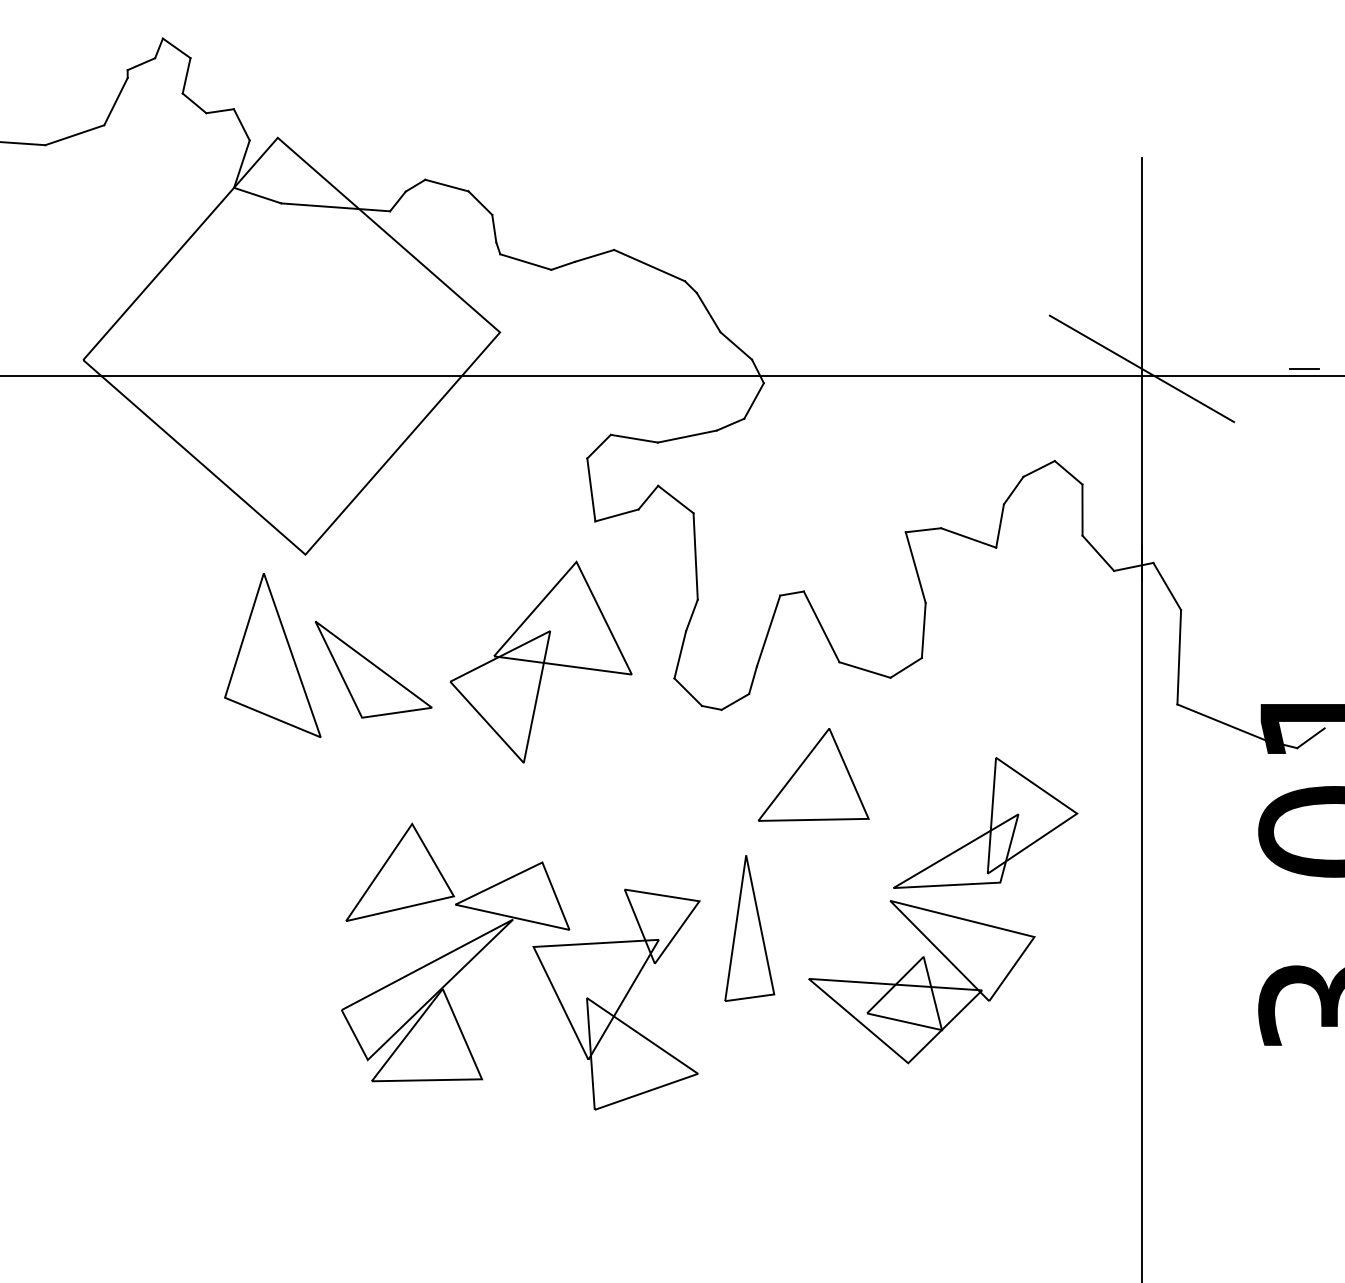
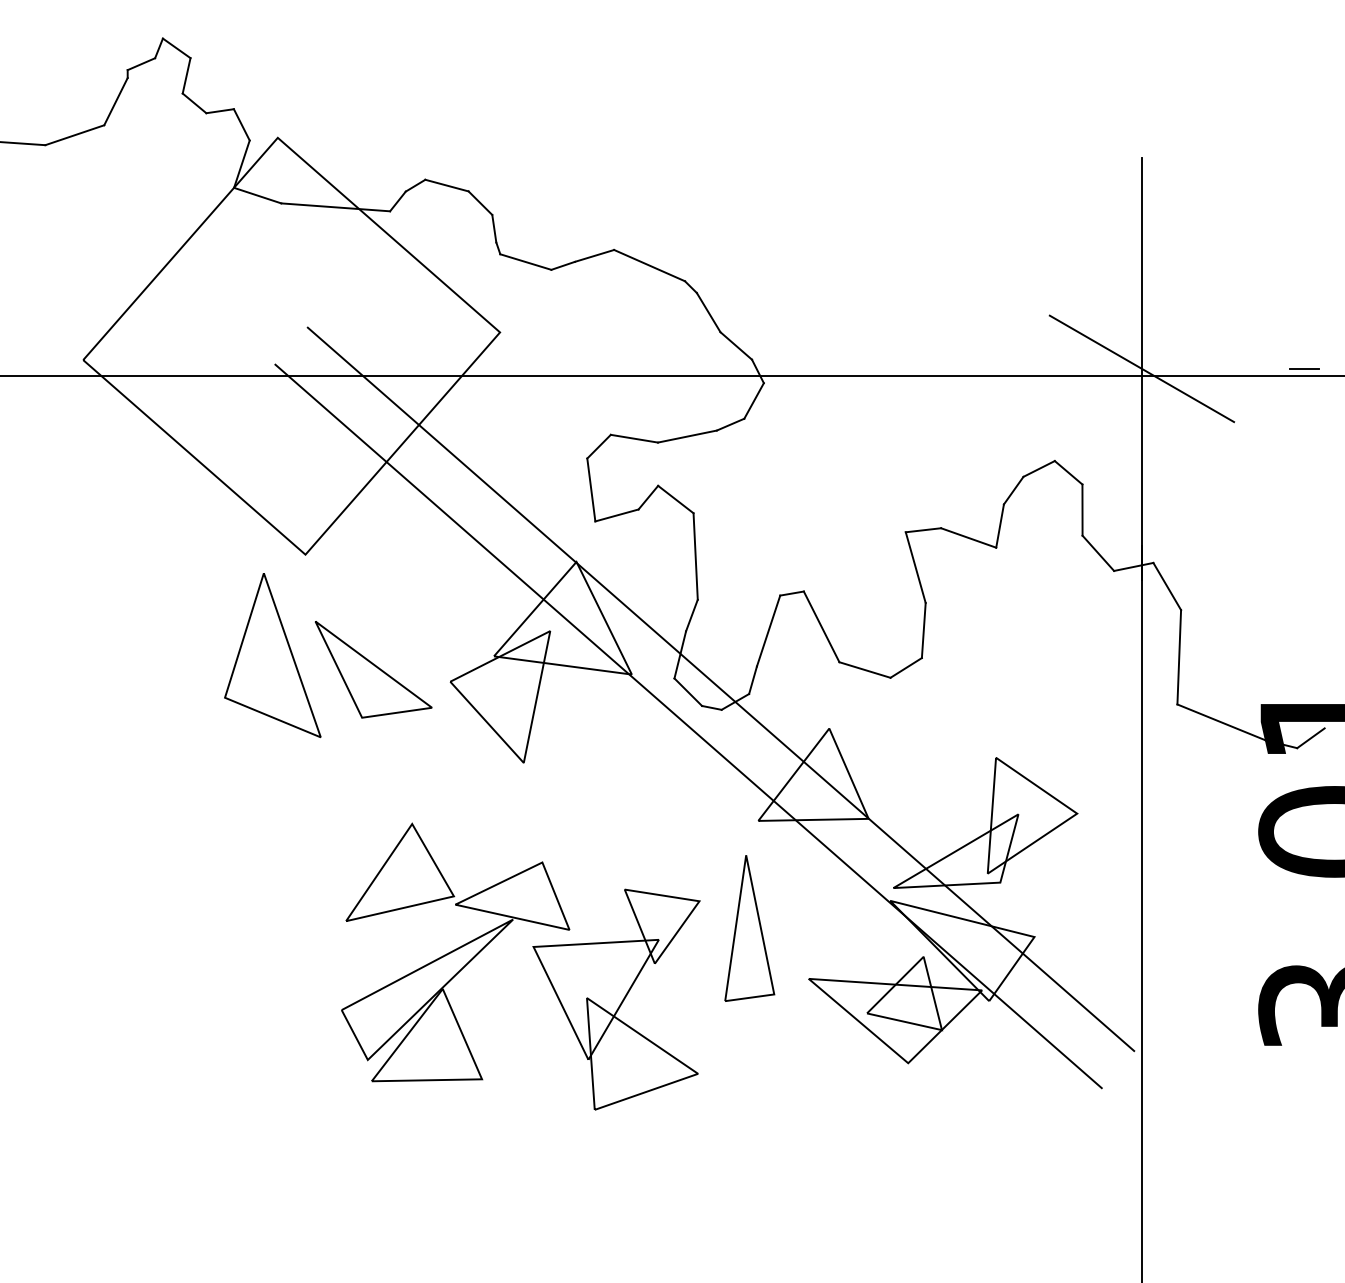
line: none -> present (720, 689)
line: none -> present (688, 726)
